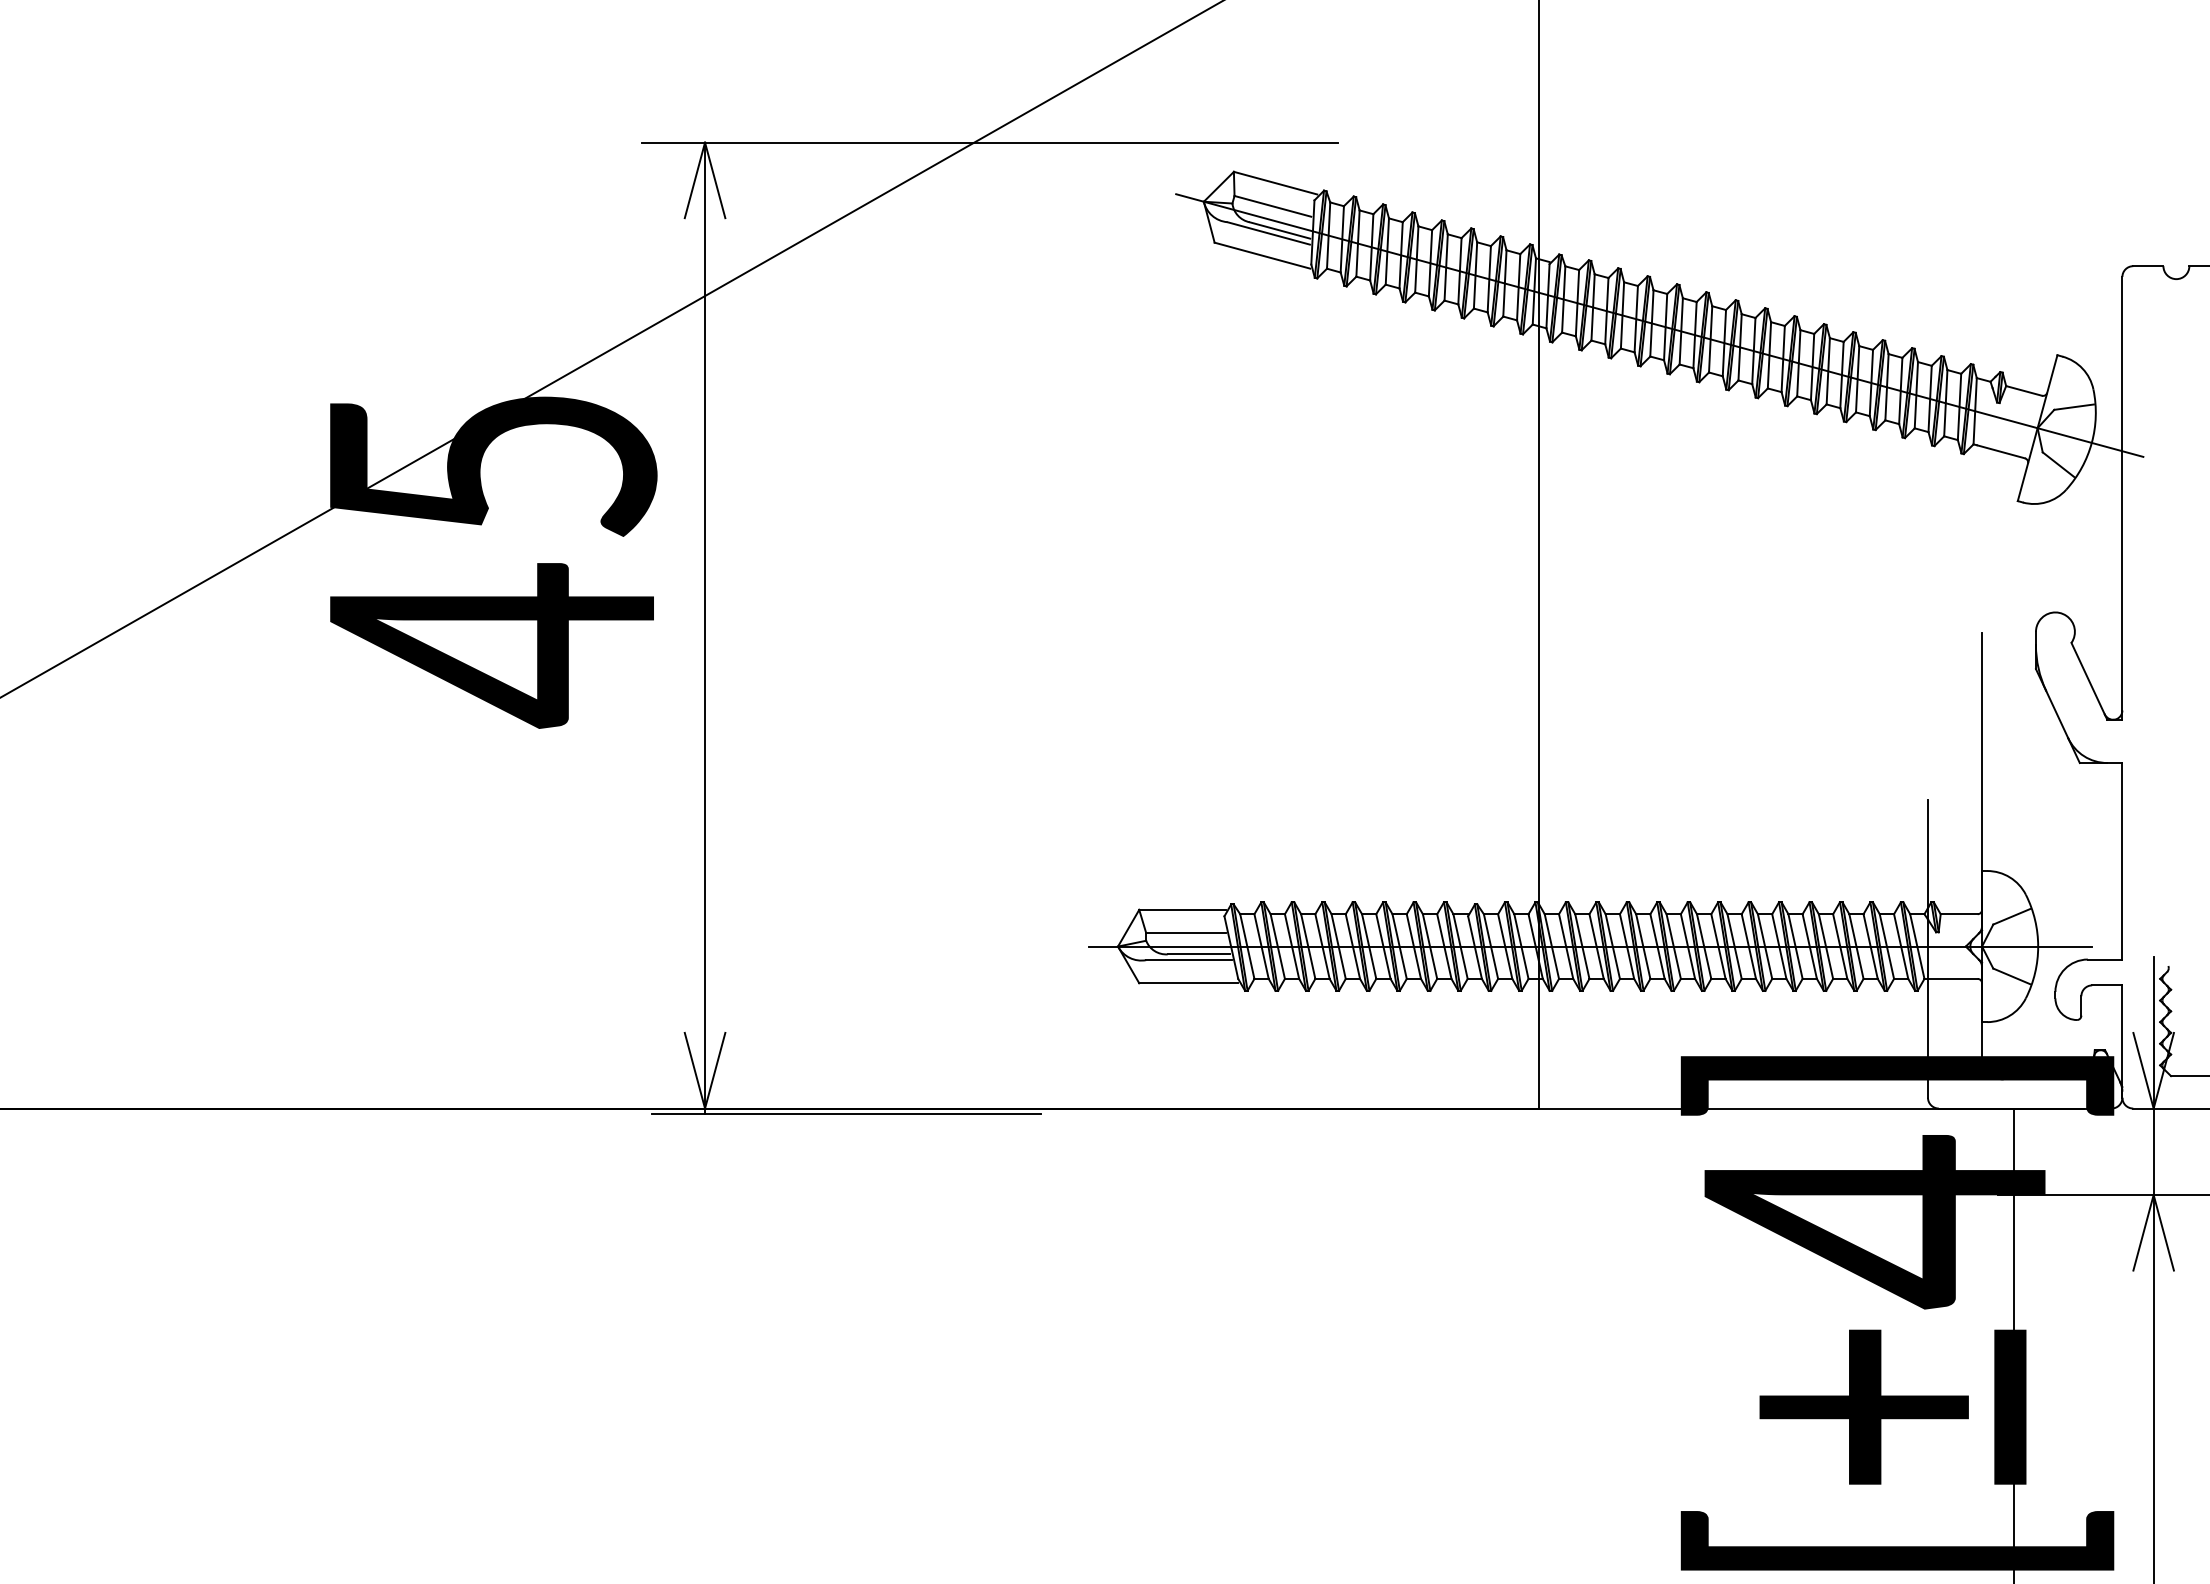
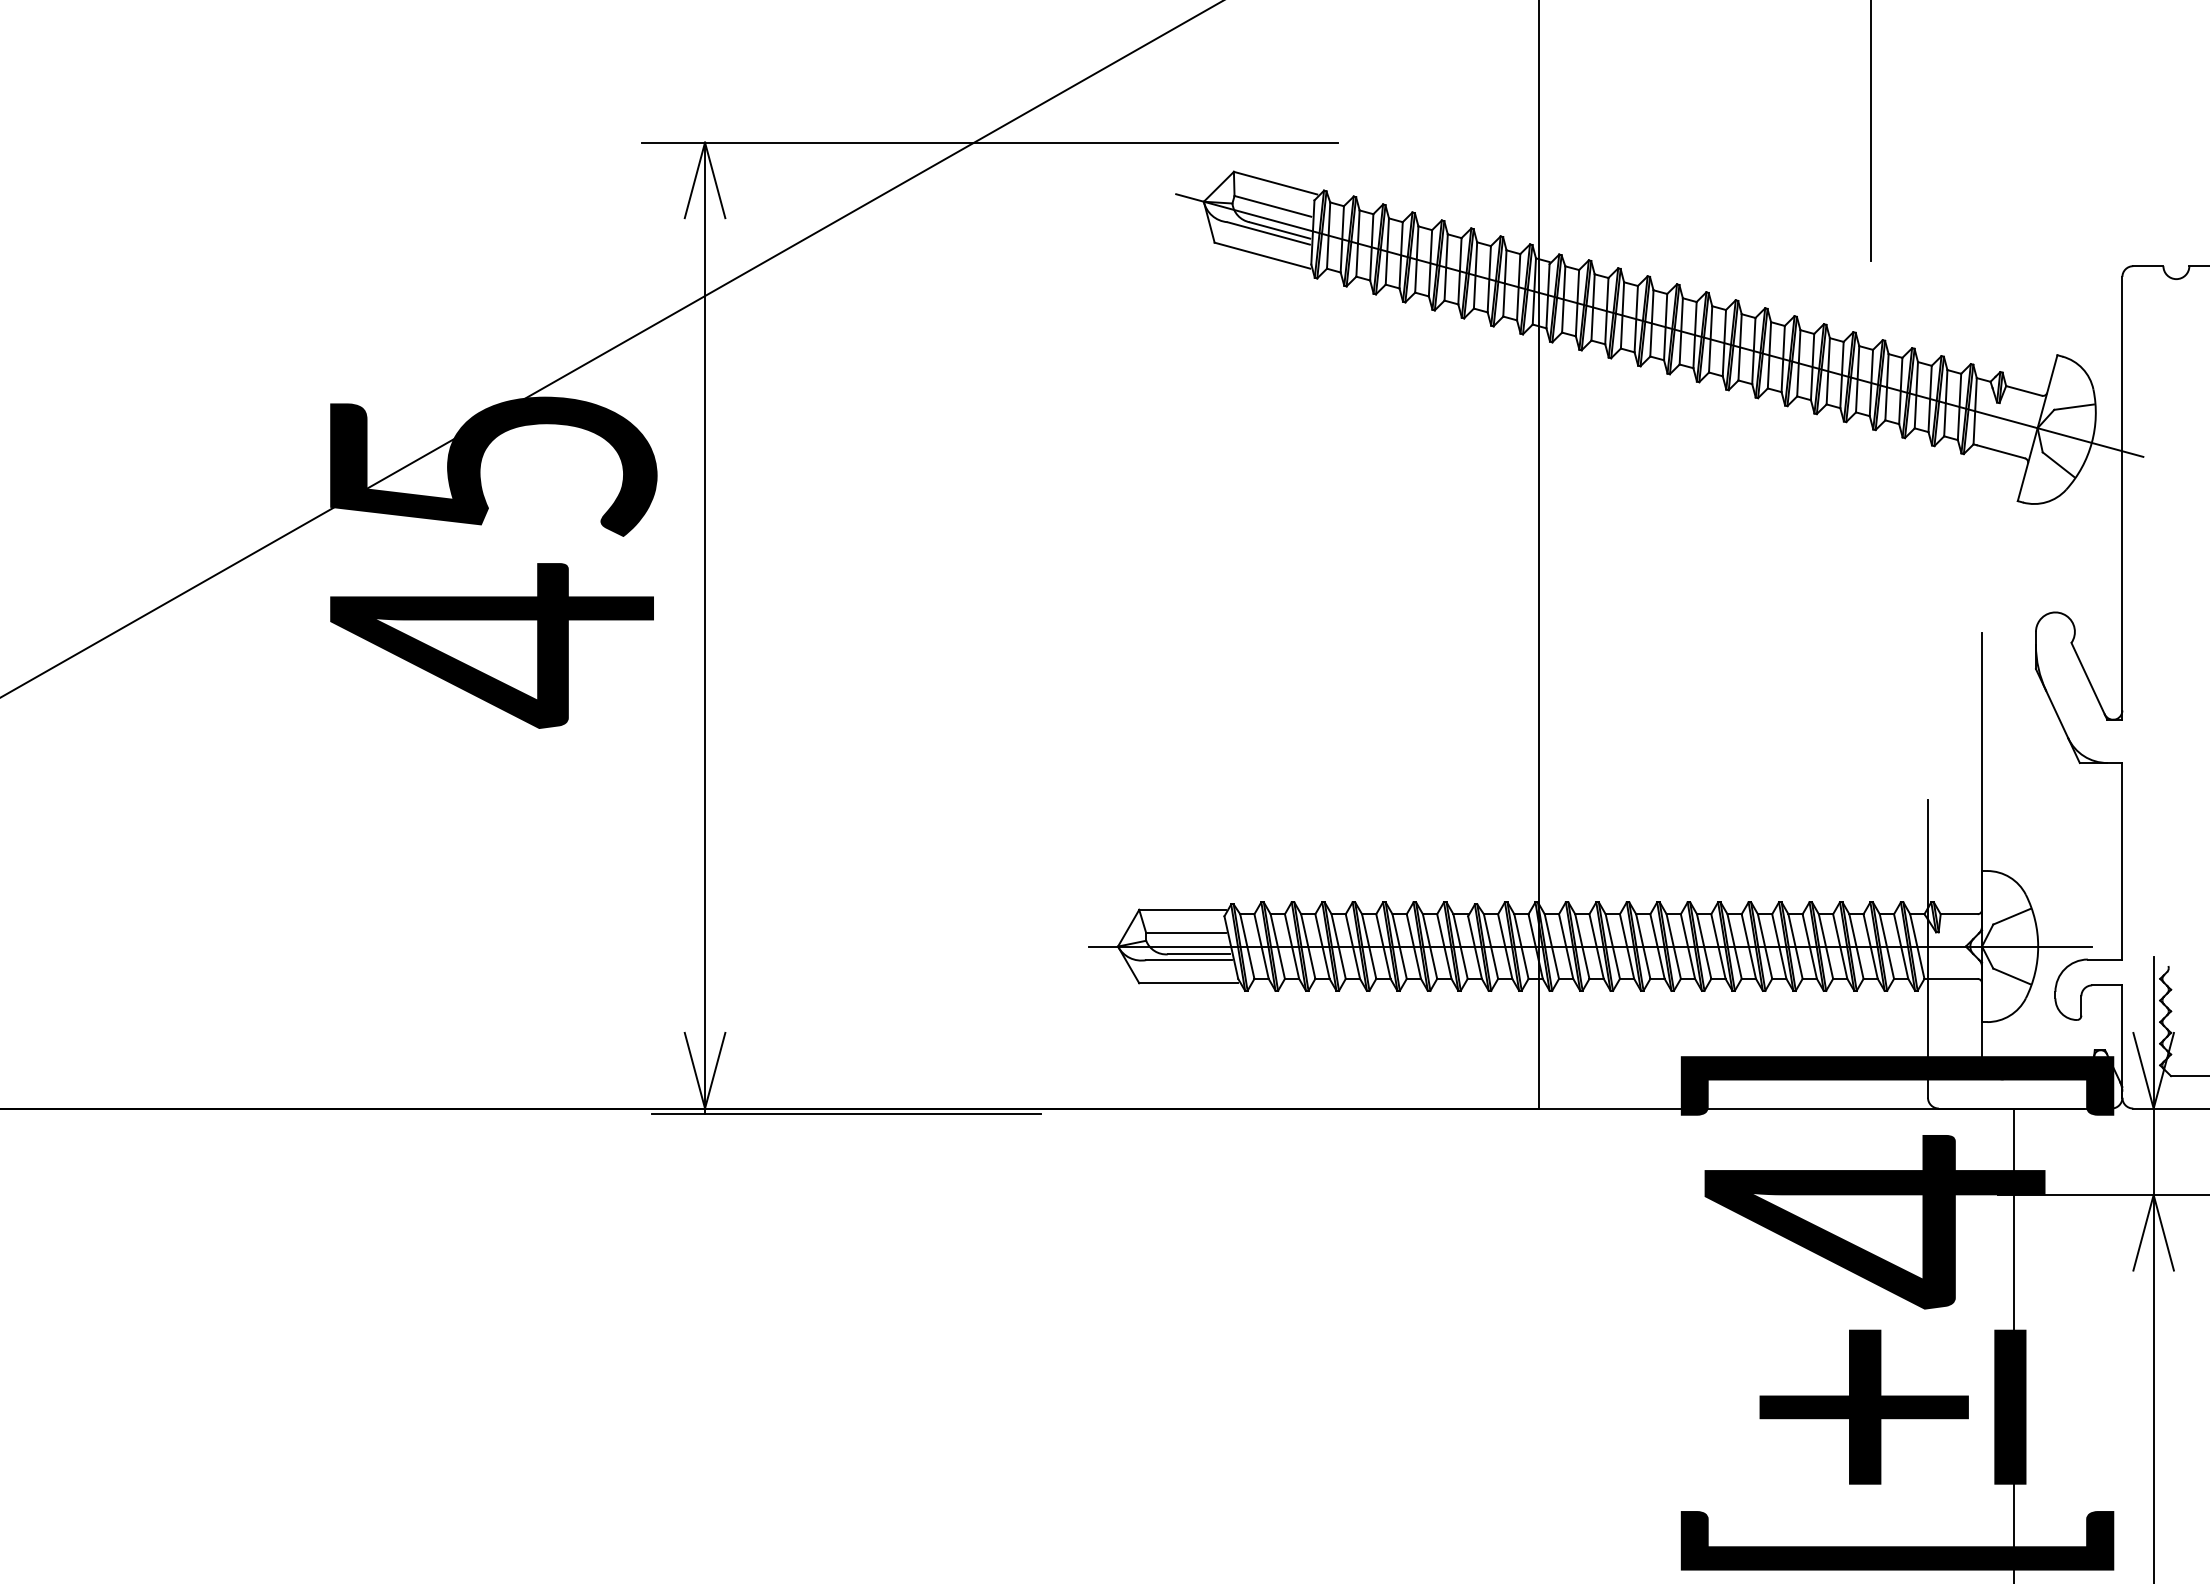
line: none -> present (1871, 131)
